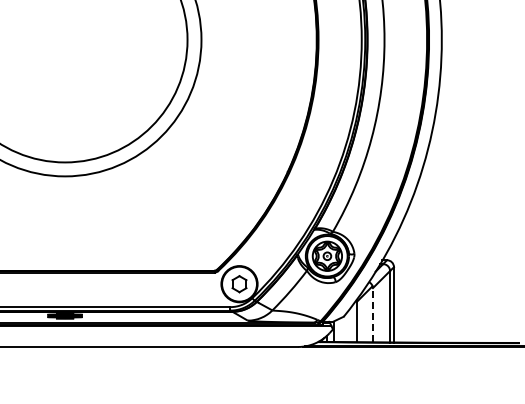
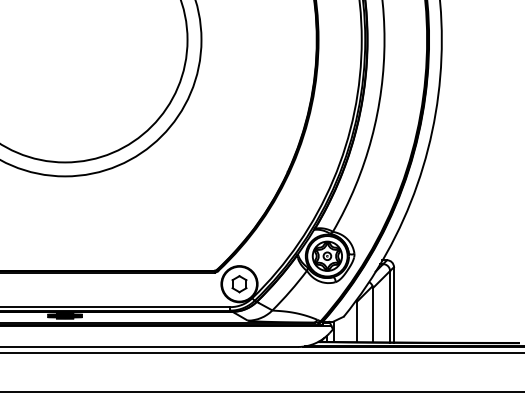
line: dashed -> solid (372, 314)
line: none -> present (261, 352)
line: none -> present (261, 391)
